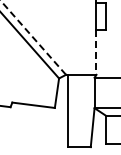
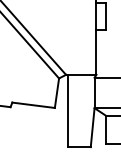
line: dashed -> solid (33, 37)
line: dashed -> solid (96, 52)
